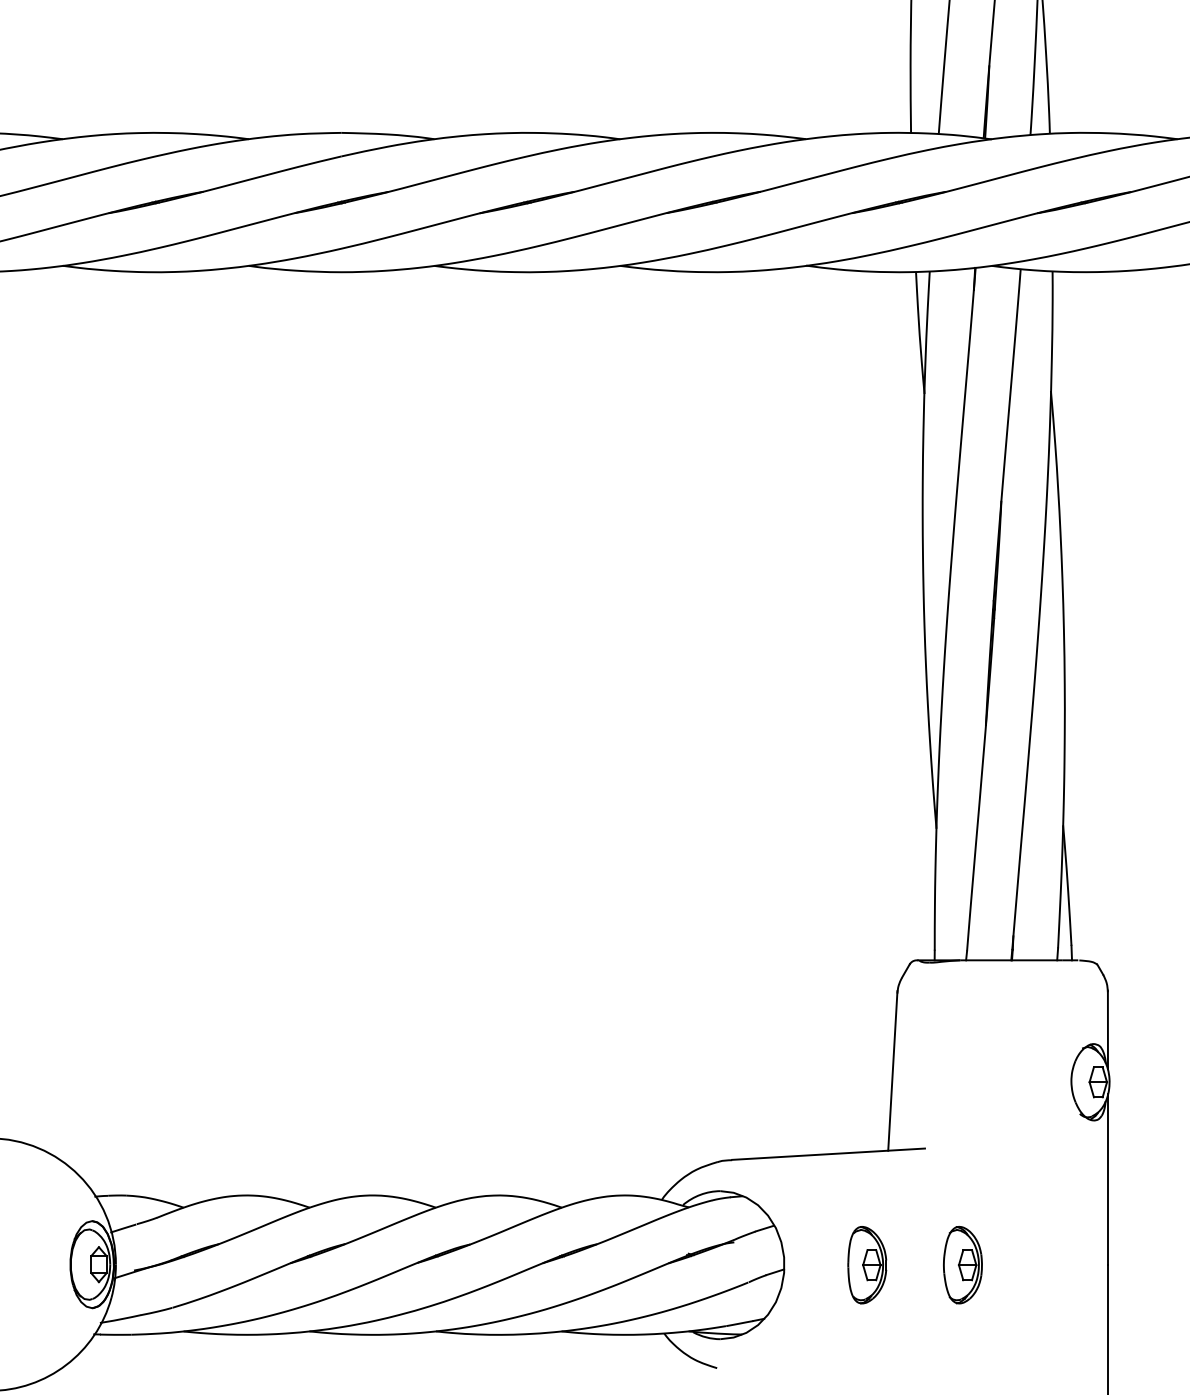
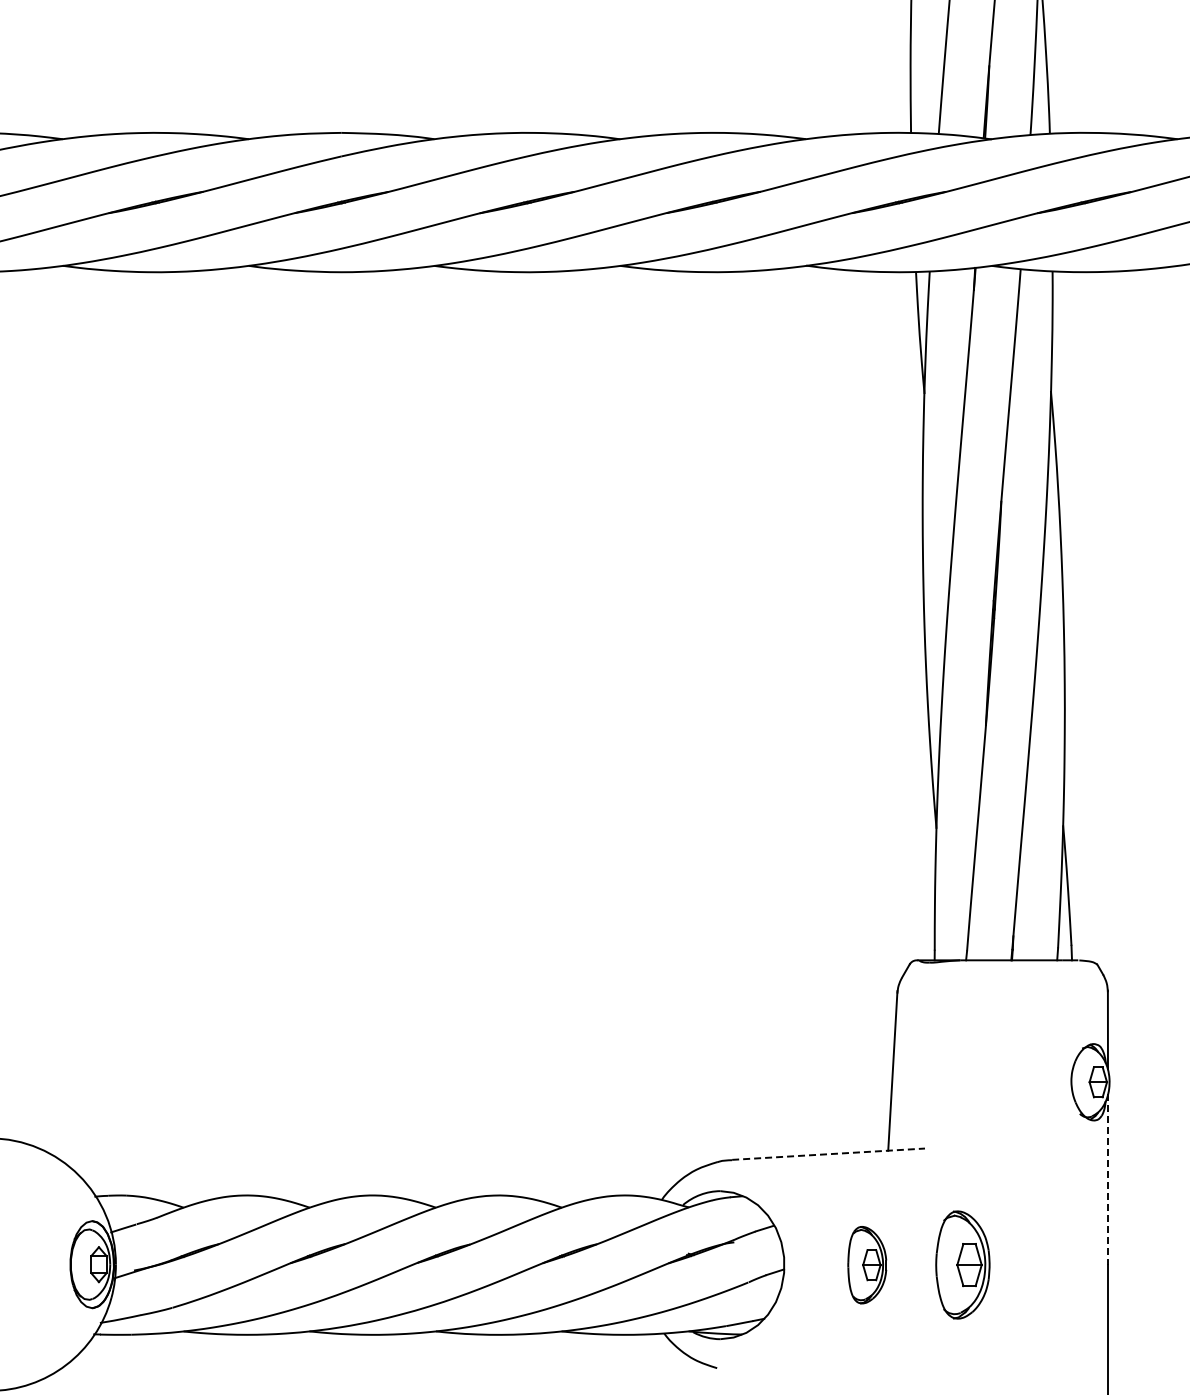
line: solid -> dashed (828, 1154)
line: solid -> dashed (1107, 1180)
part size: 40x79 px -> 56x110 px (962, 1264)
